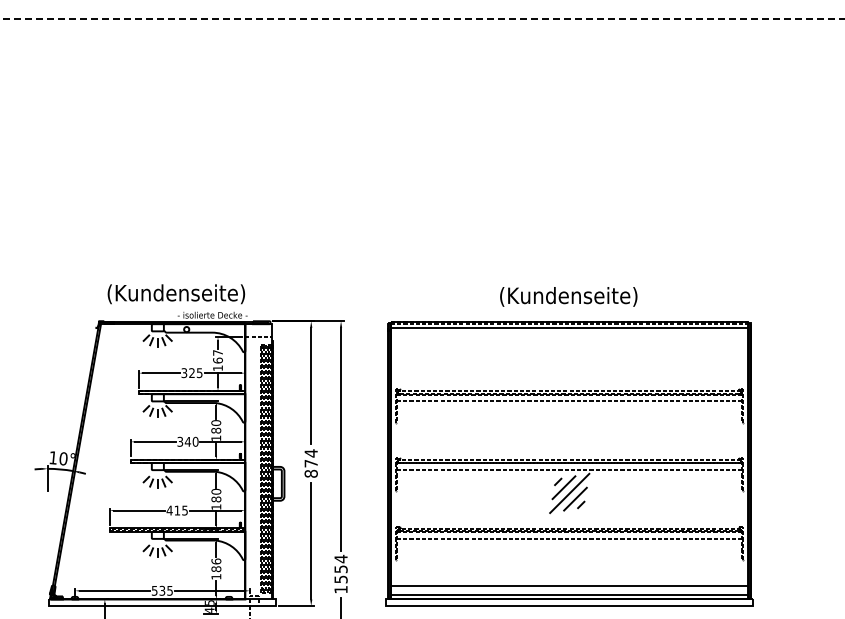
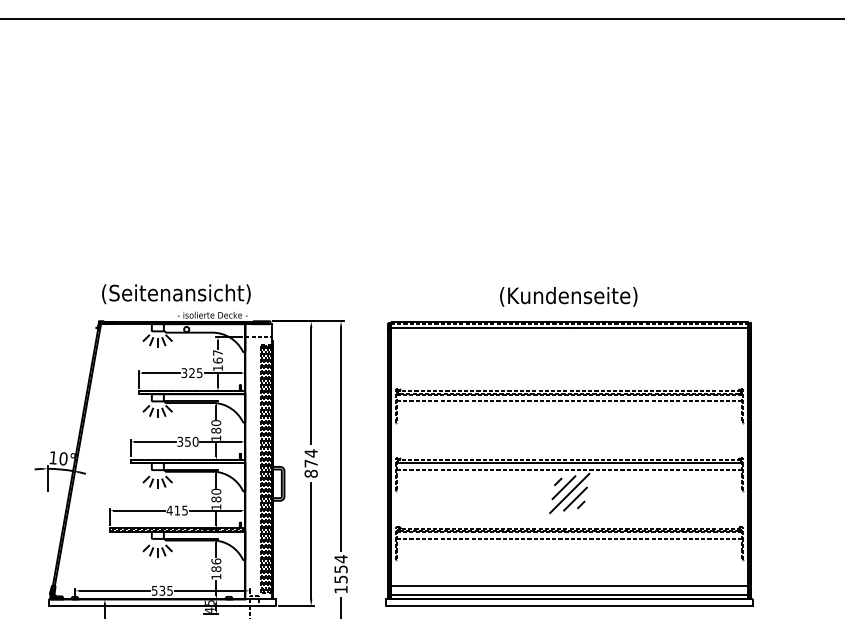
line: dashed -> solid (423, 18)
text: (Kundenseite) -> (Seitenansicht) (176, 294)
text: 340 -> 350 (187, 441)
